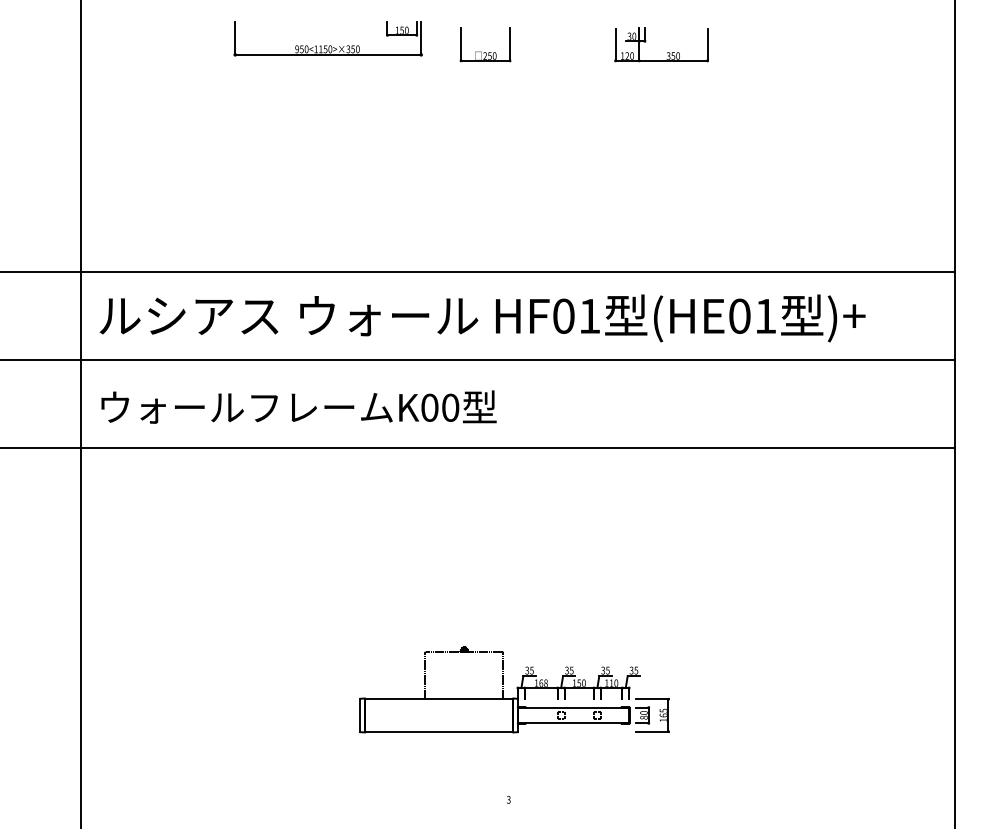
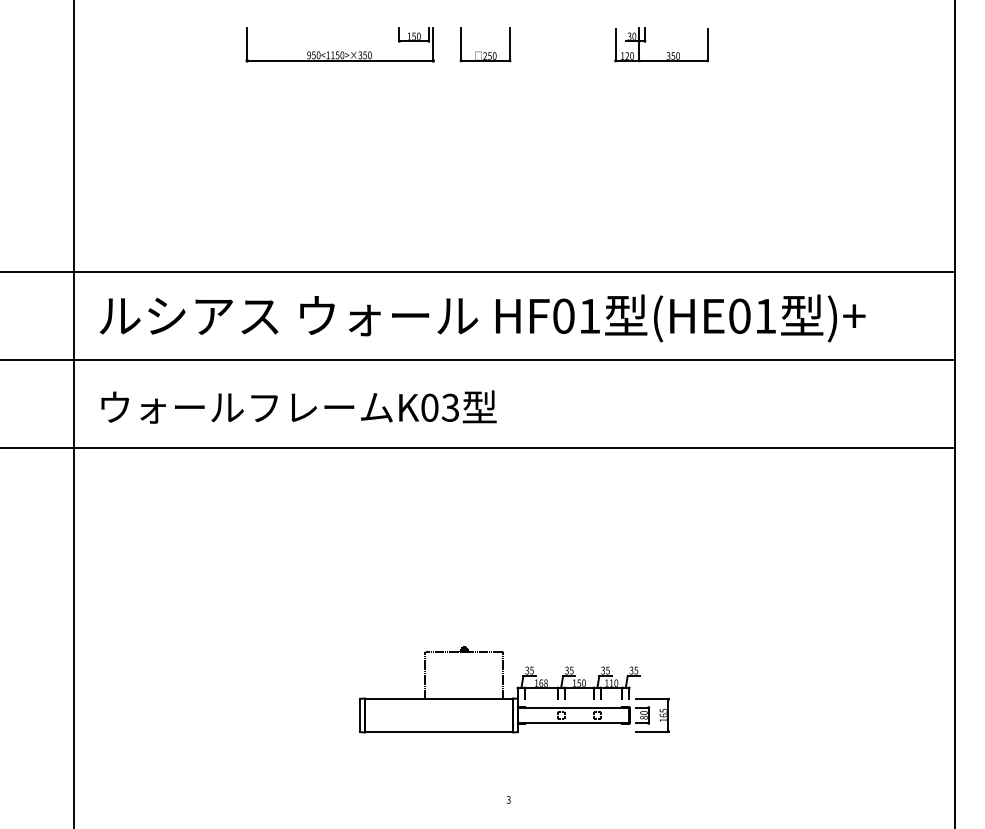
part position: (327, 45) -> (339, 51) (339, 51)
text: K00 -> K03 (450, 407)
line position: (81, 413) -> (74, 413) (74, 413)
